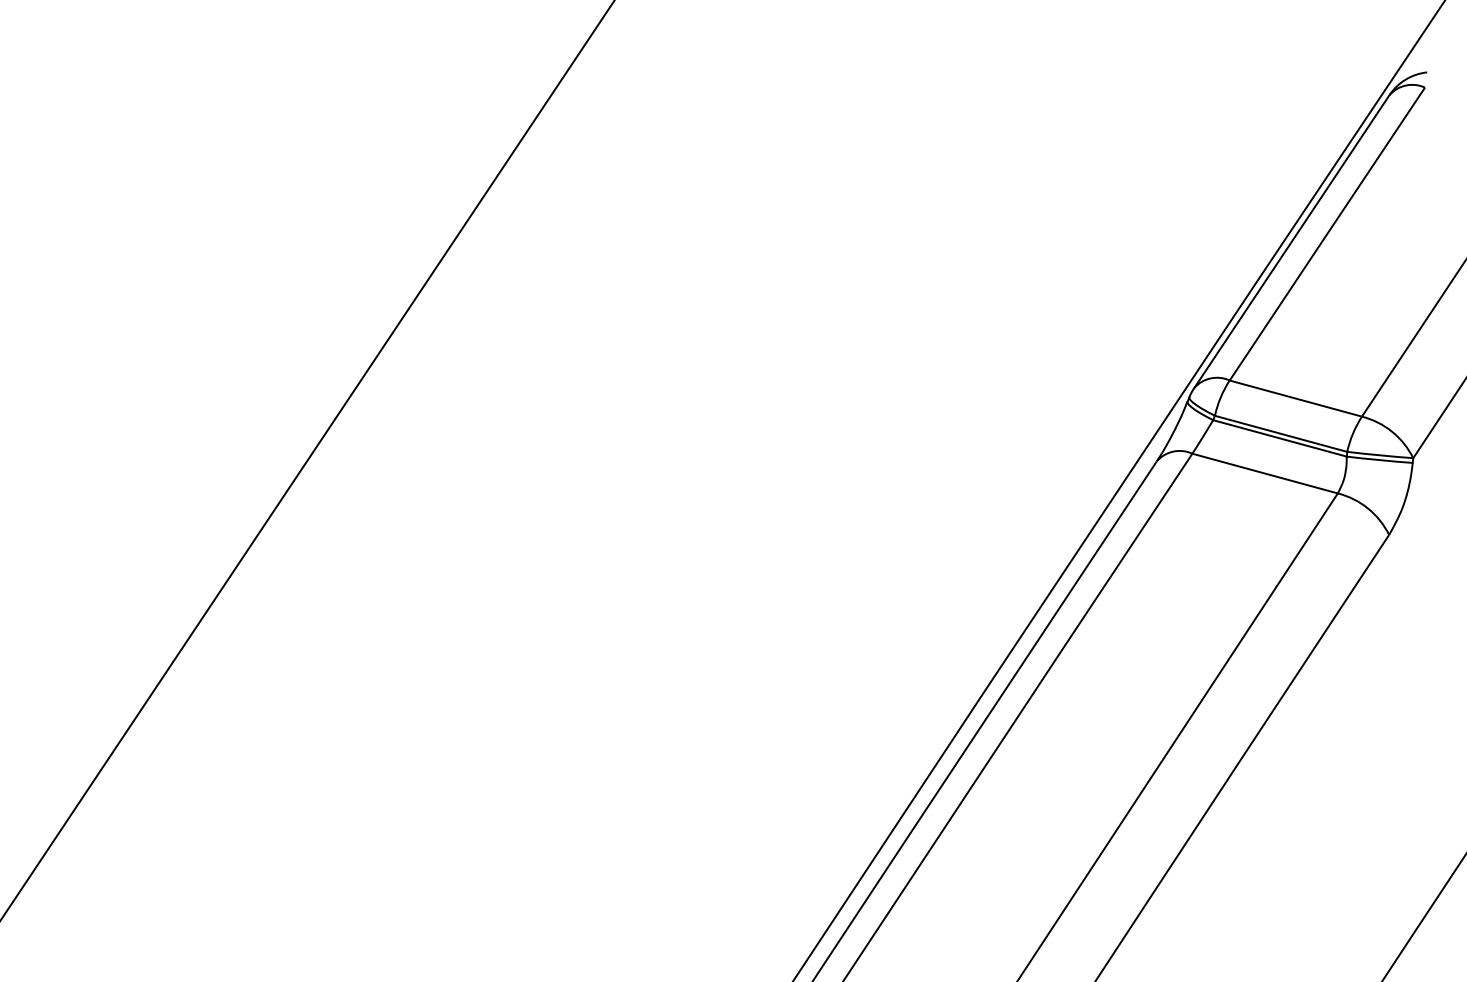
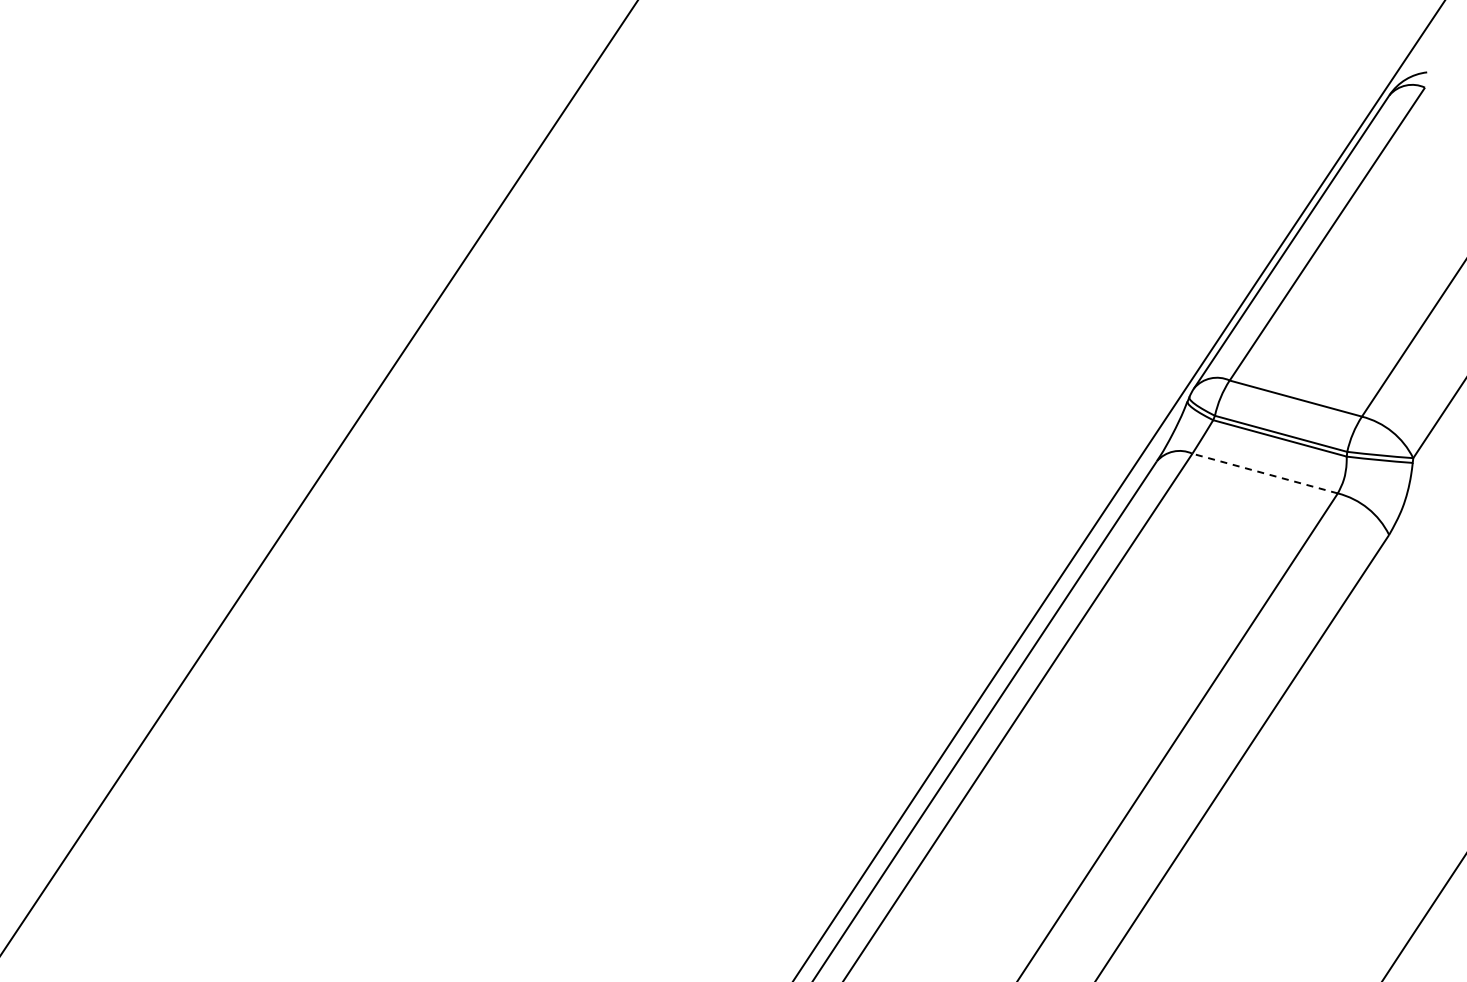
line position: (307, 459) -> (319, 477) (319, 477)
line: solid -> dashed (1264, 473)
